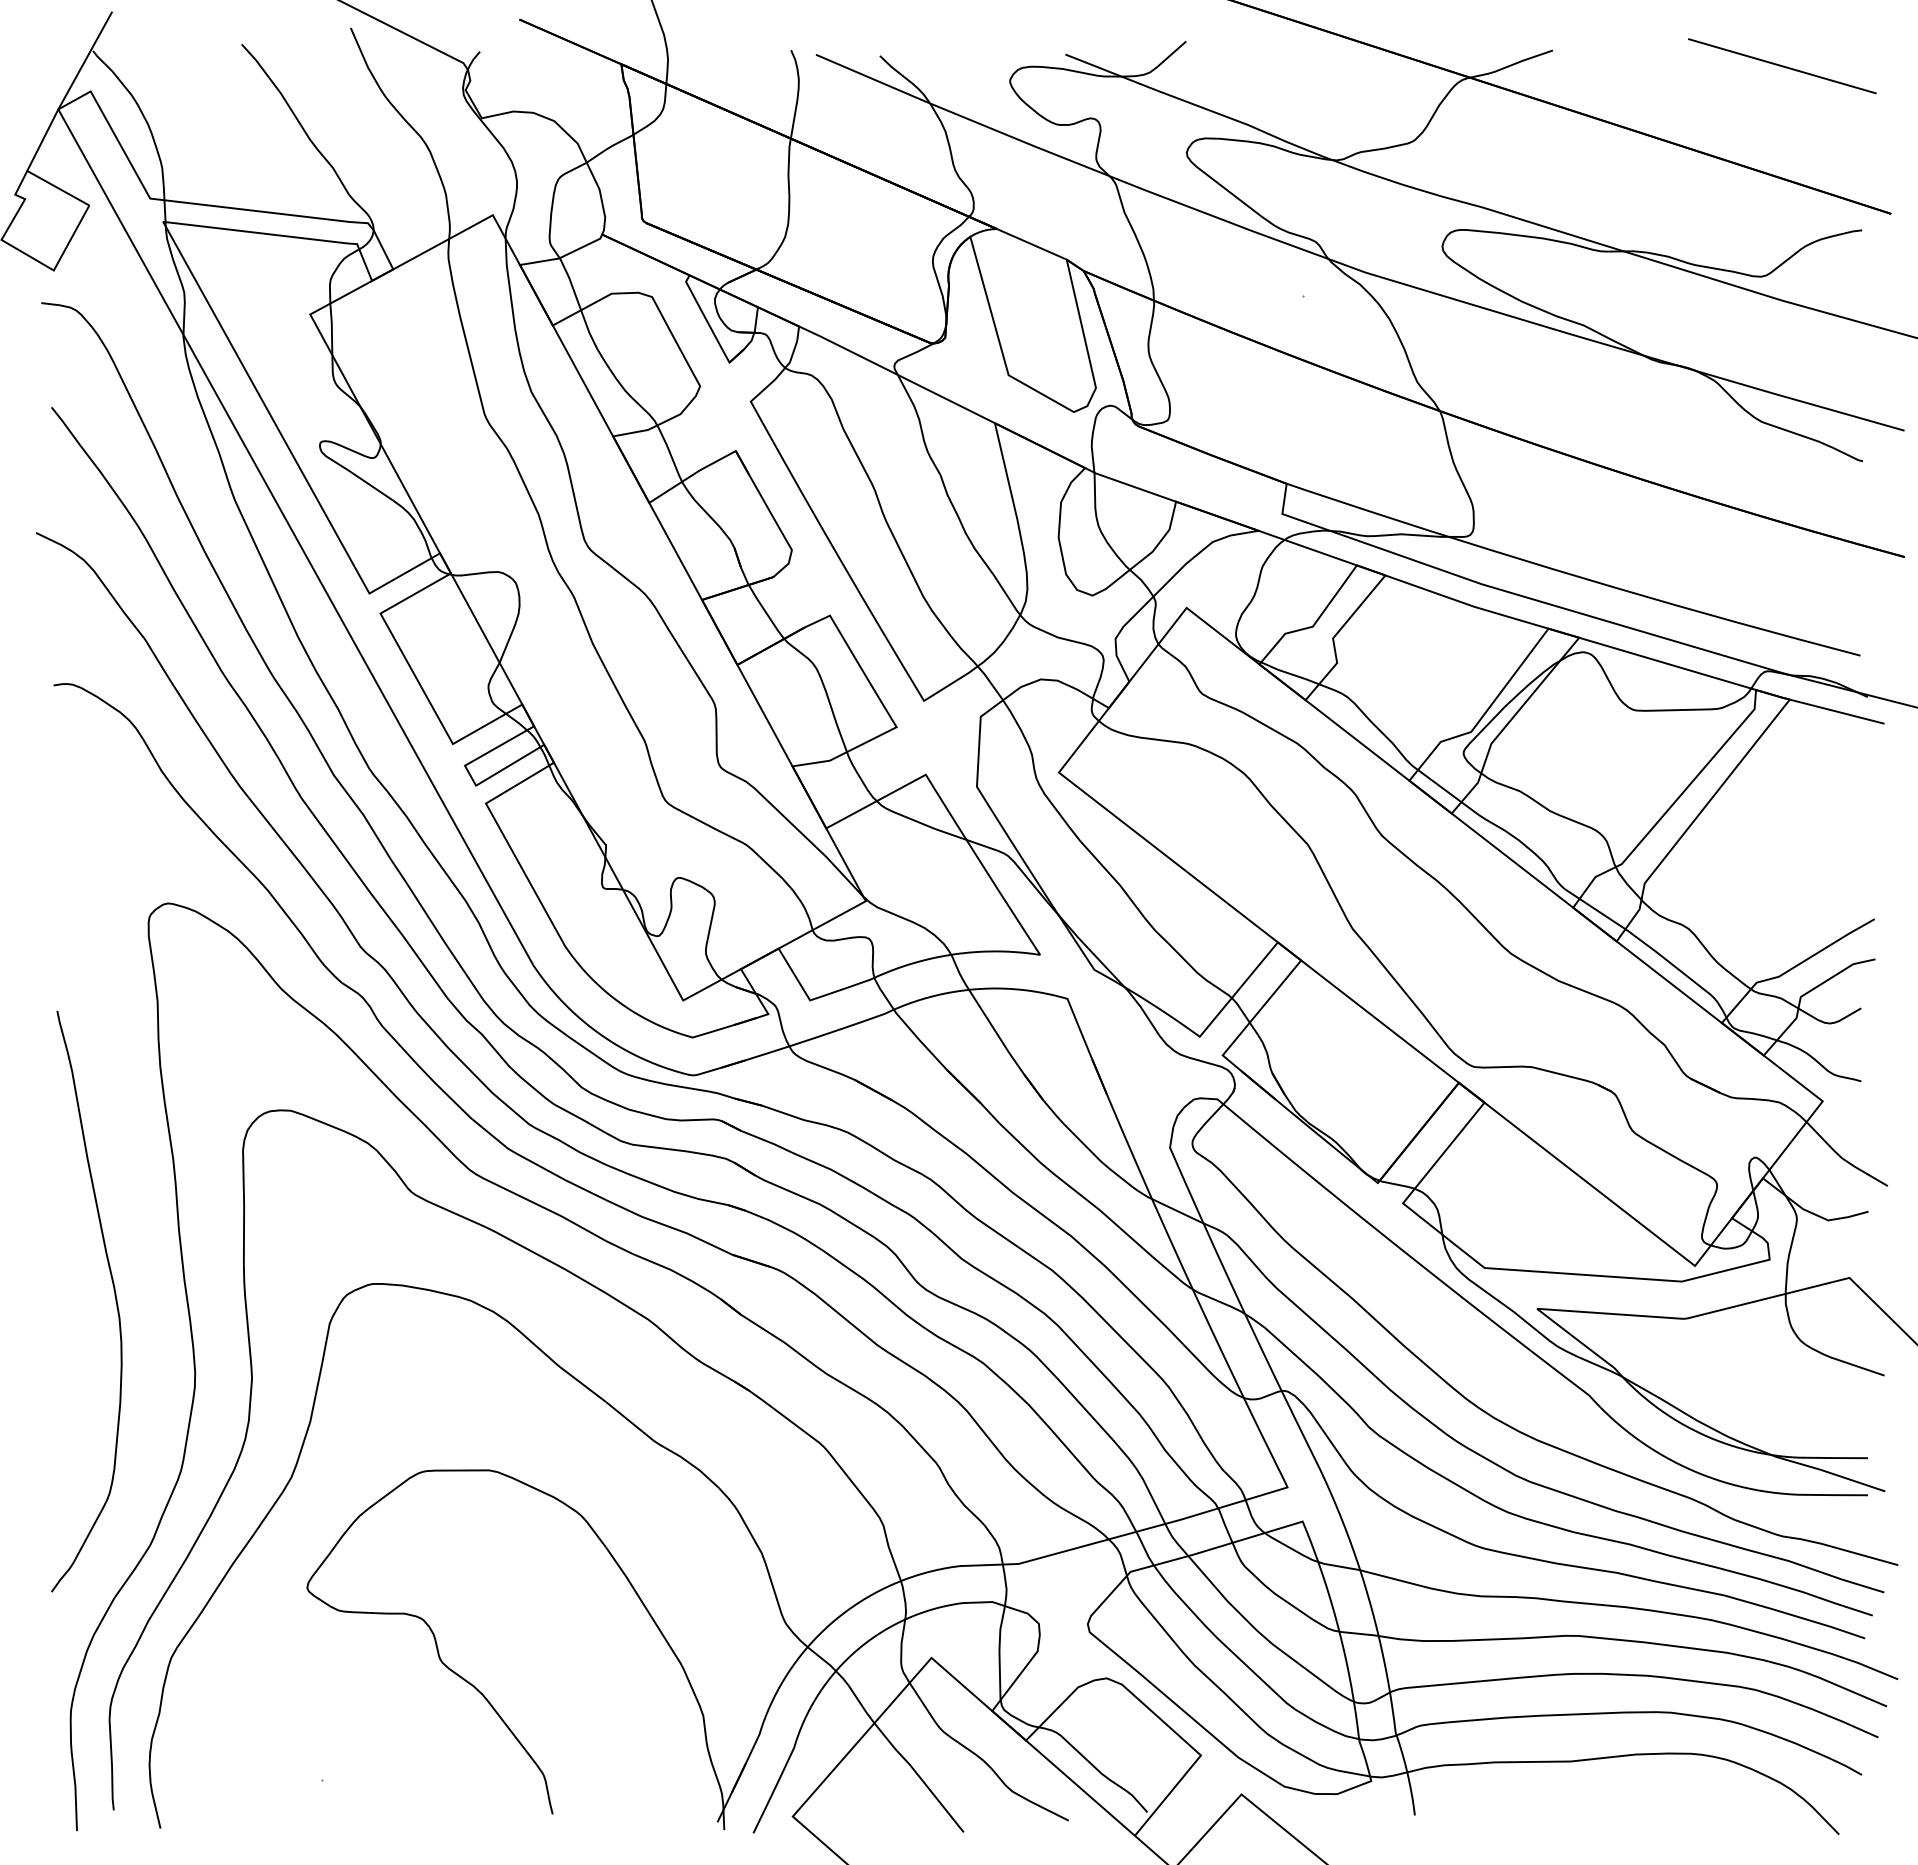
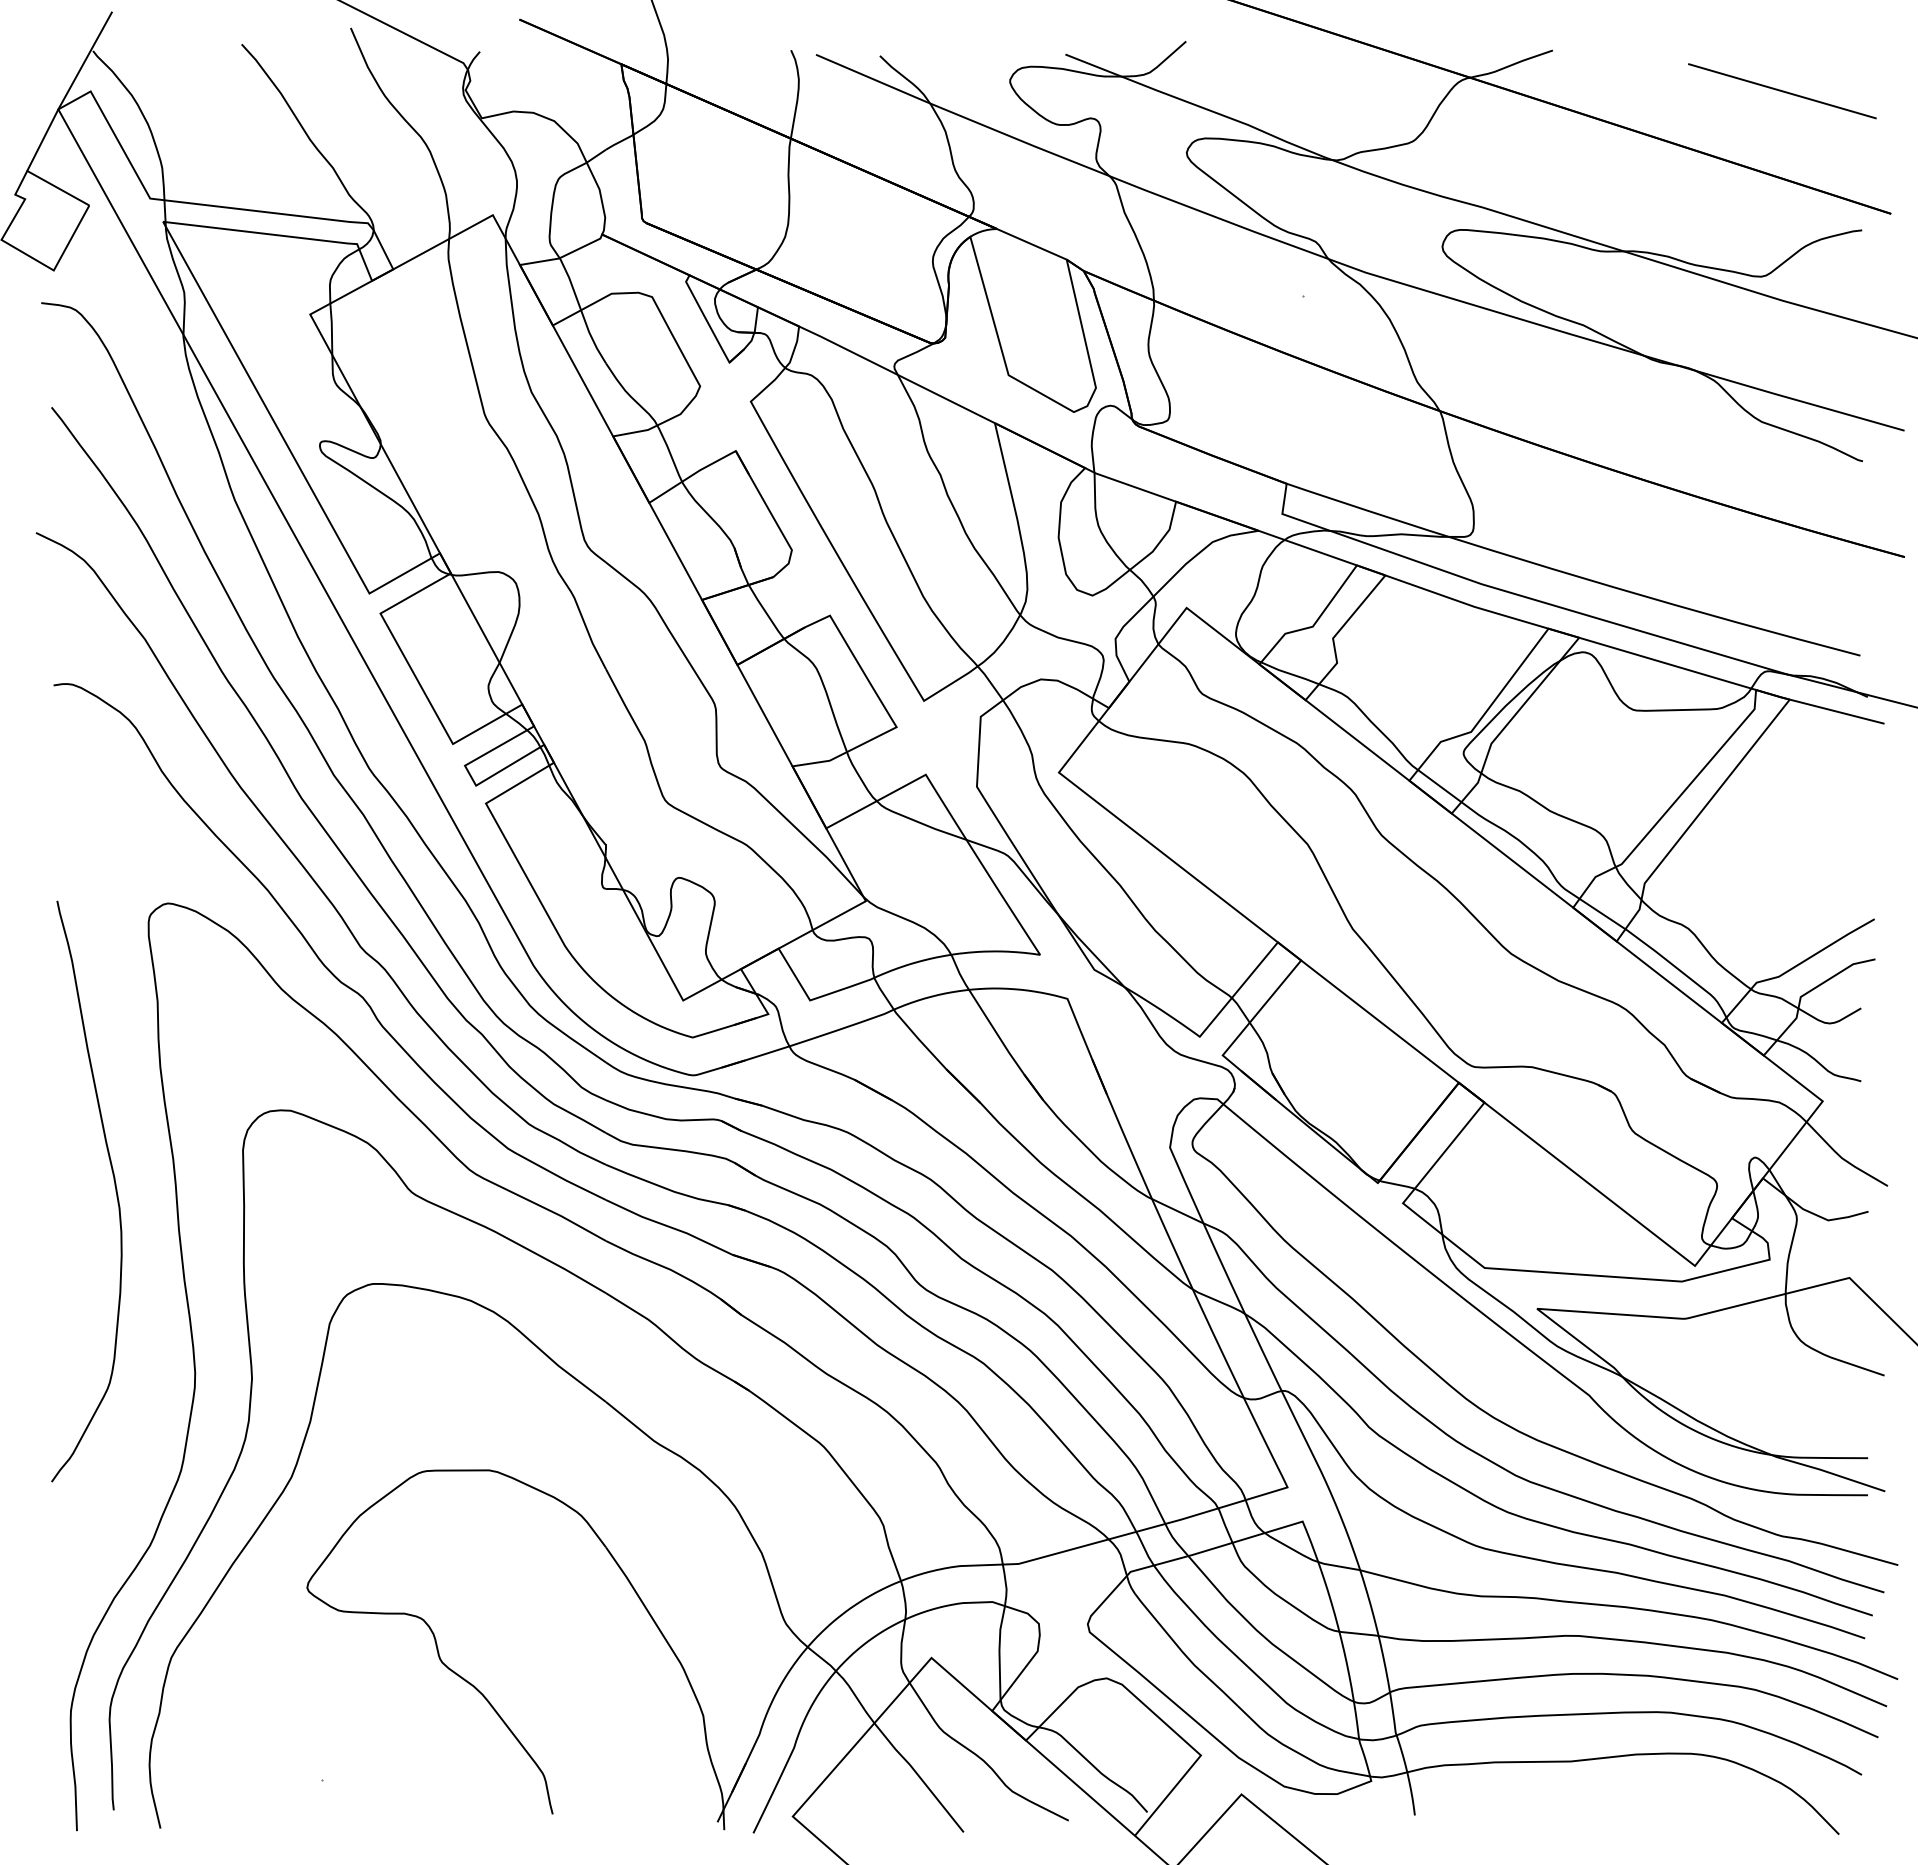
line position: (1782, 66) -> (1782, 91) (1782, 91)
curve position: (114, 1296) -> (114, 1186) (114, 1186)
